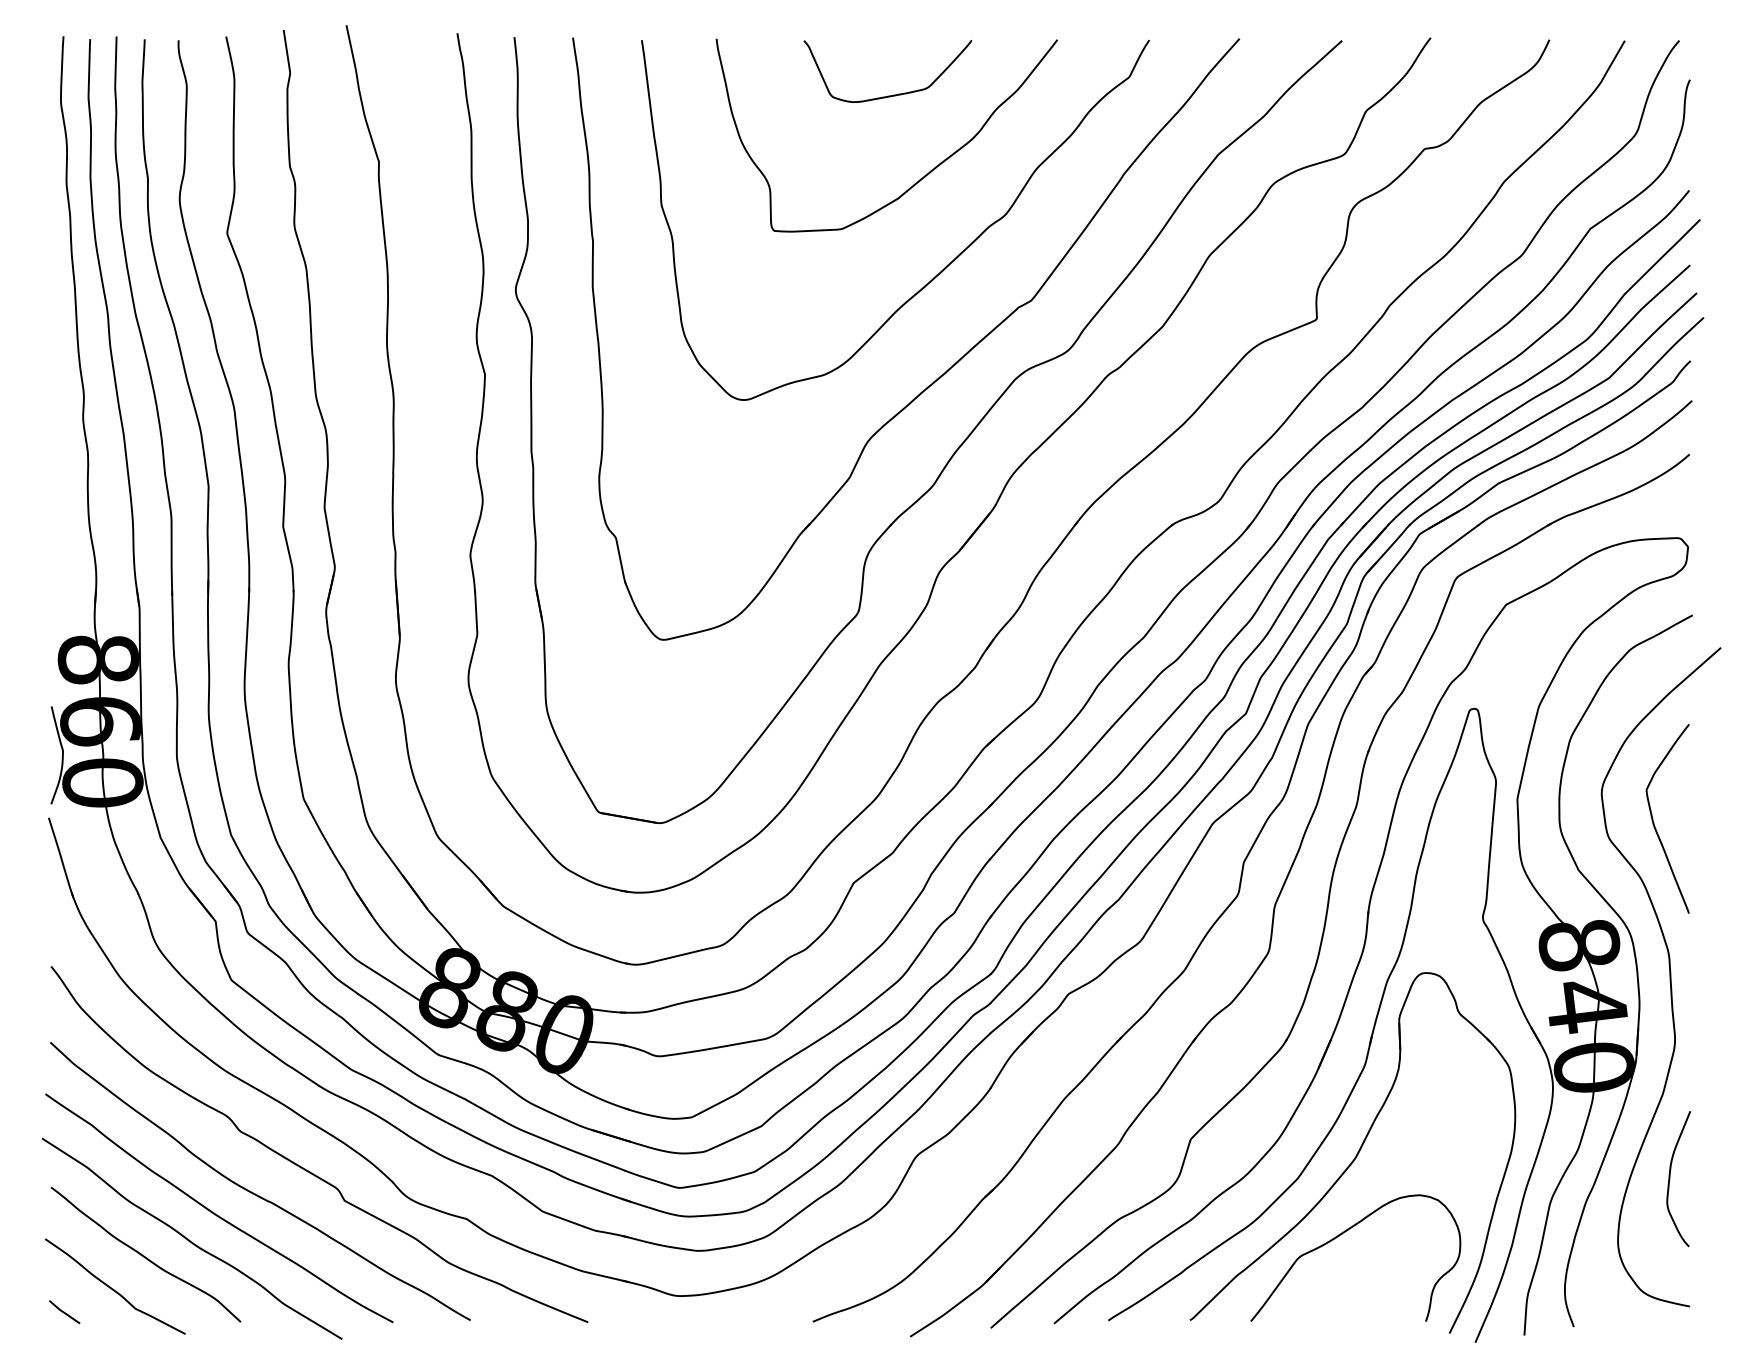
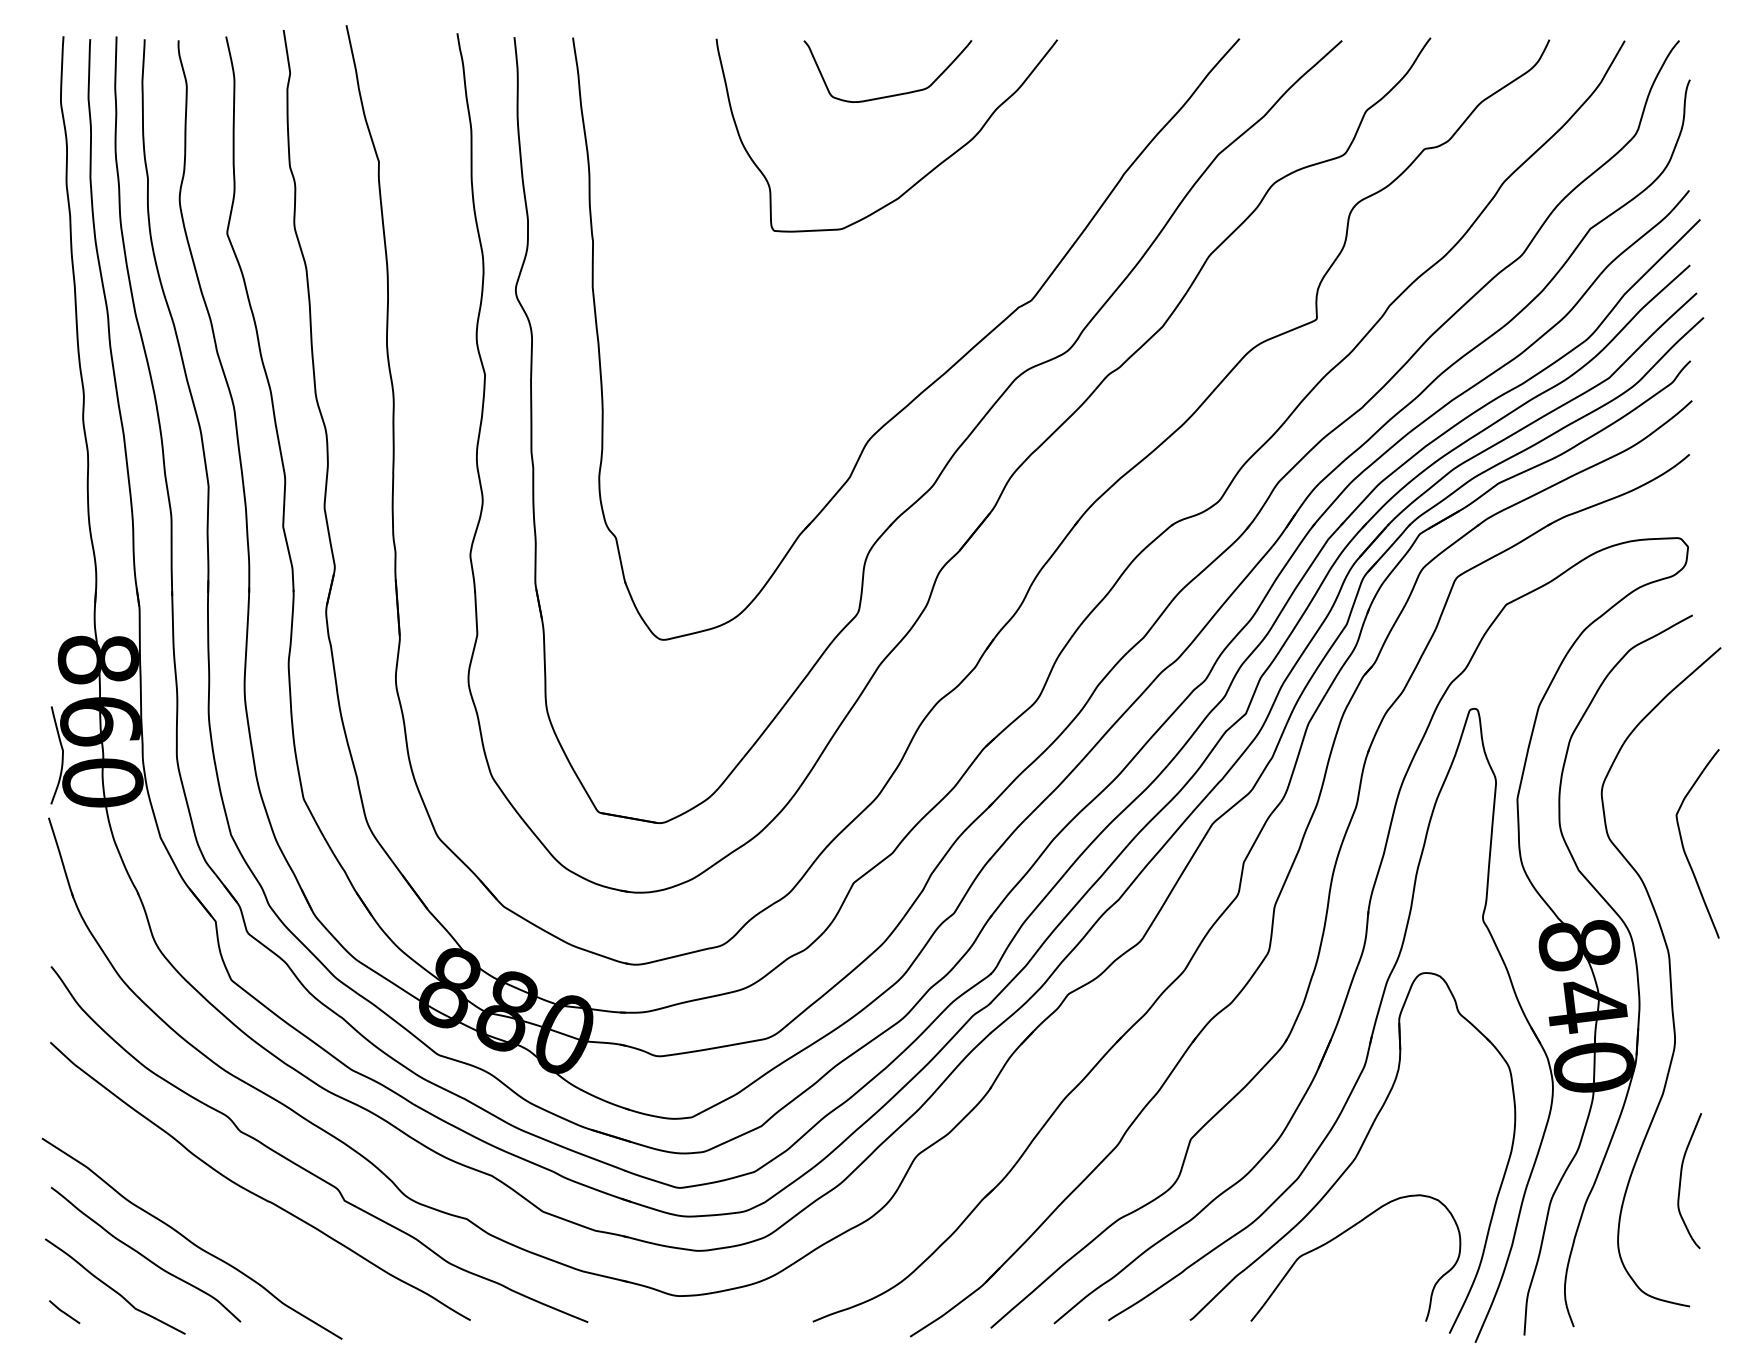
curve: present -> none (944, 267)
curve position: (1654, 822) -> (1684, 847) (1684, 847)
curve position: (1670, 1179) -> (1681, 1181) (1681, 1181)
curve: present -> none (217, 1214)
